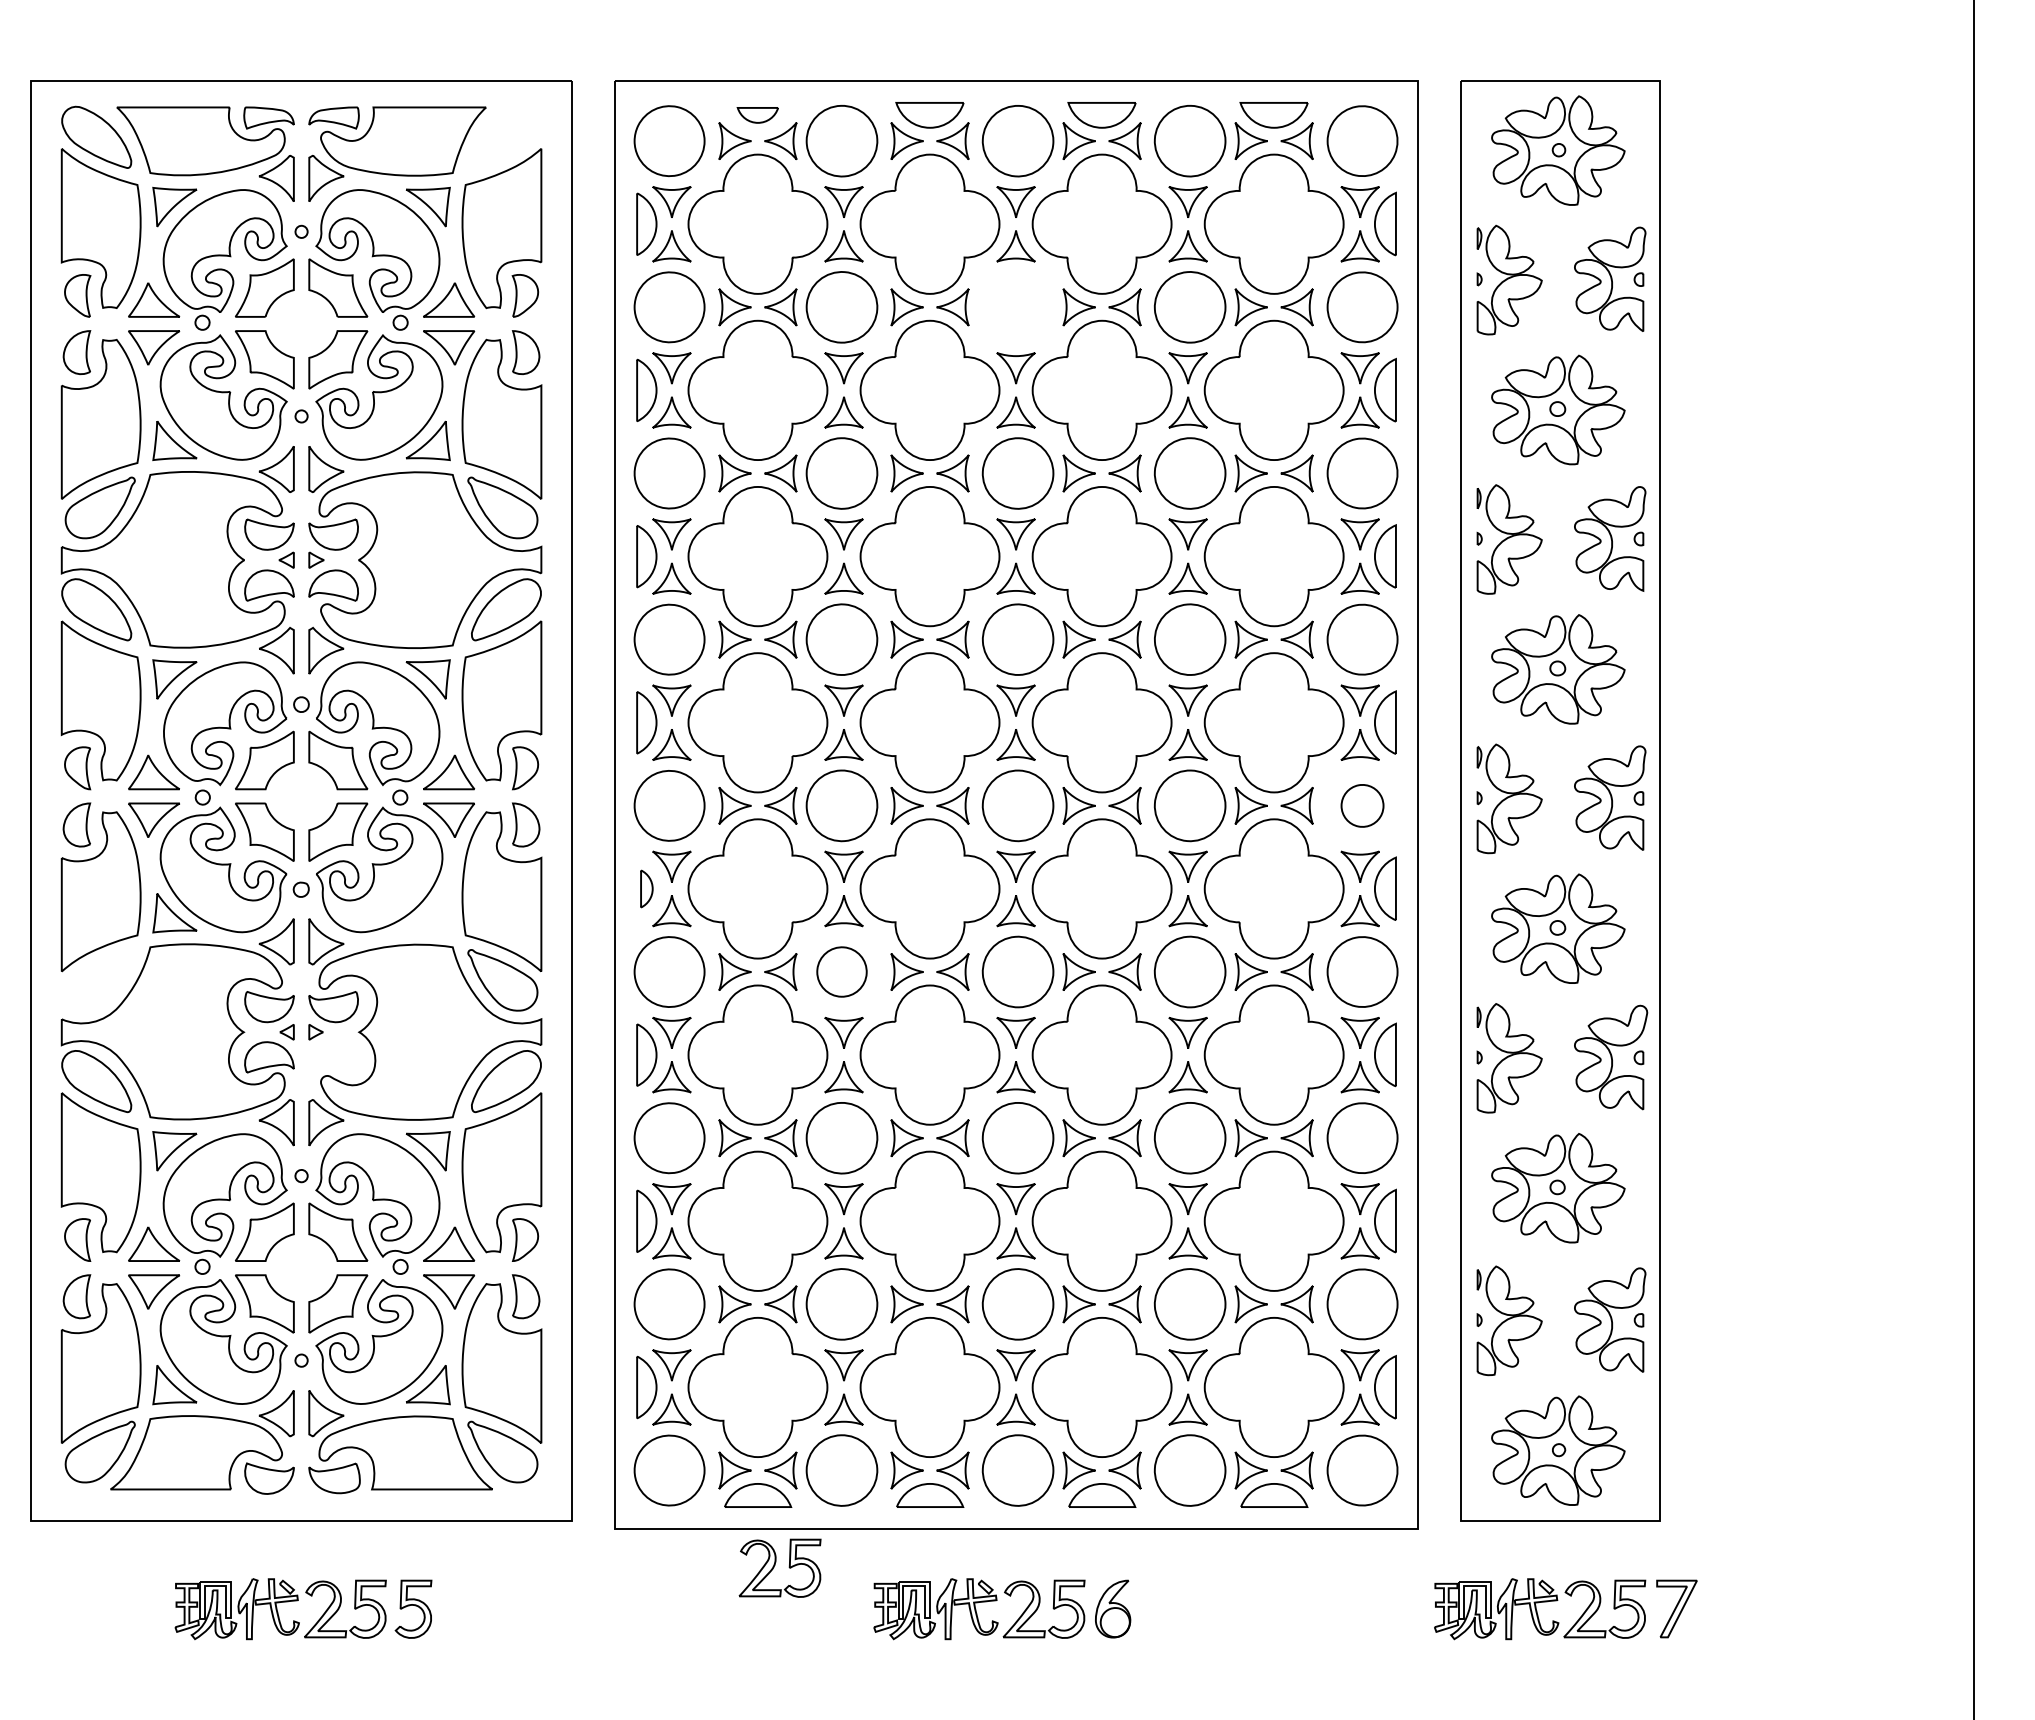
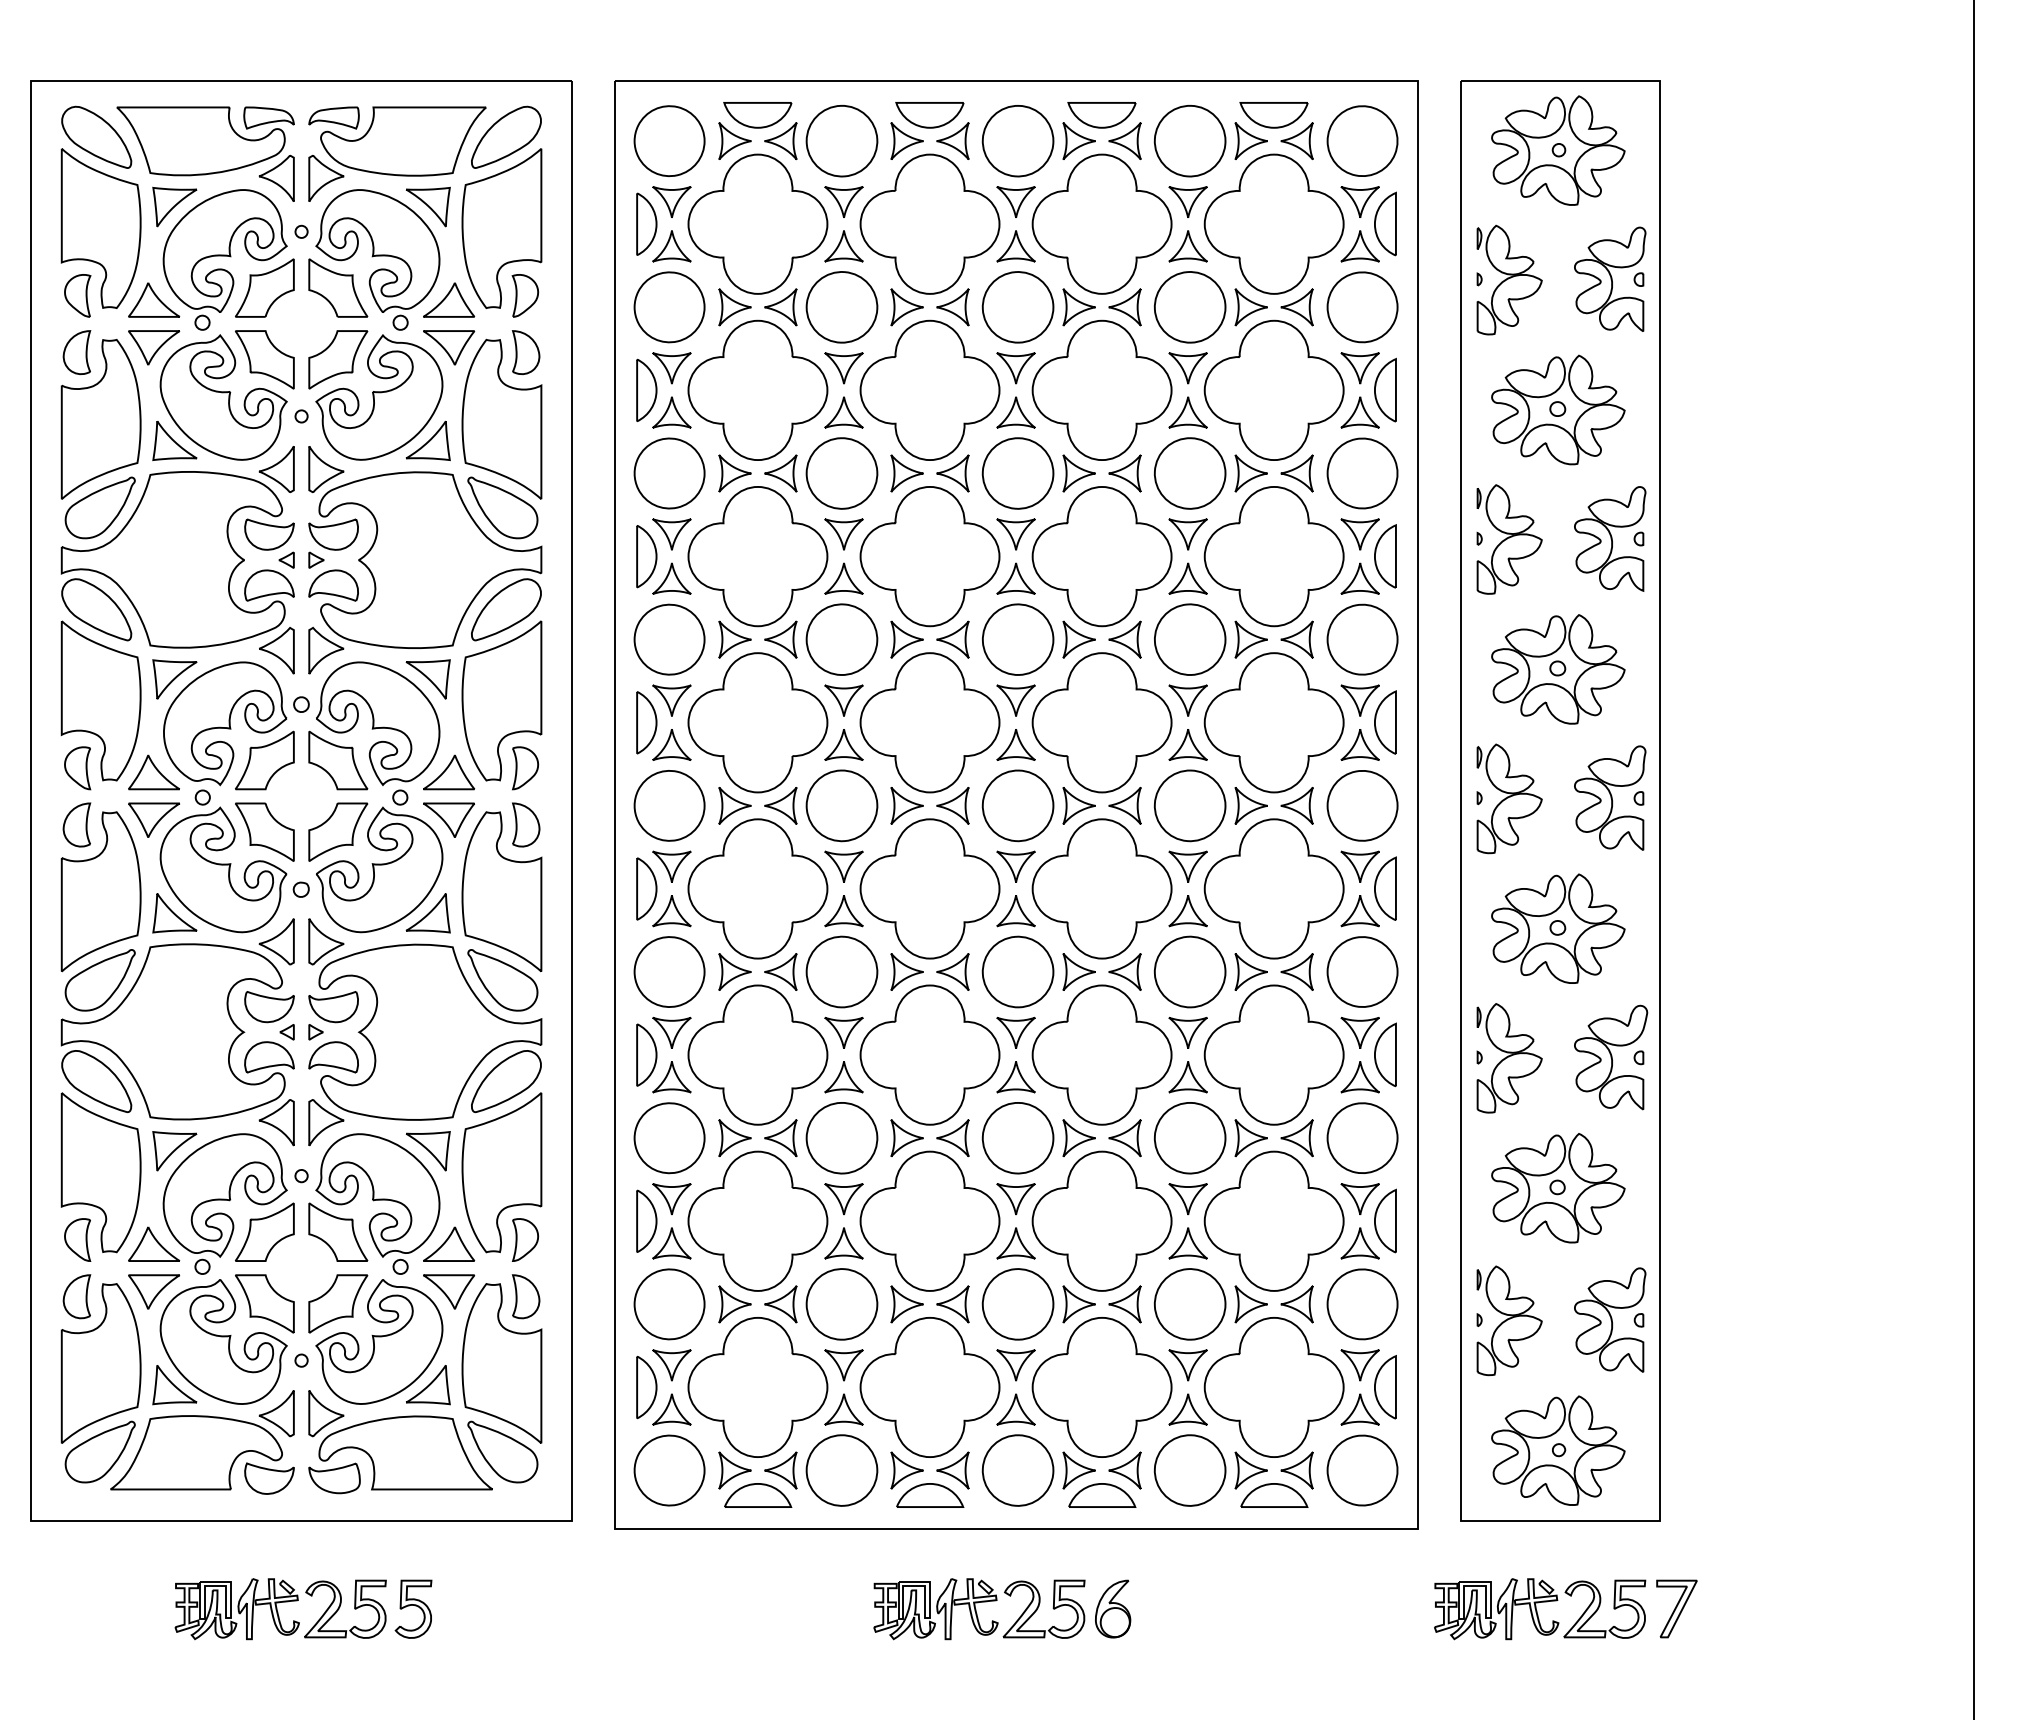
part size: 43x17 px -> 70x27 px (757, 115)
part: none -> present (506, 136)
part: none -> present (1017, 307)
part size: 45x44 px -> 73x72 px (1362, 805)
part size: 14x40 px -> 22x64 px (646, 888)
part: none -> present (427, 913)
part size: 52x52 px -> 74x74 px (841, 971)
part: none -> present (99, 980)
part: none -> present (333, 1057)
part: present -> none (779, 1567)
